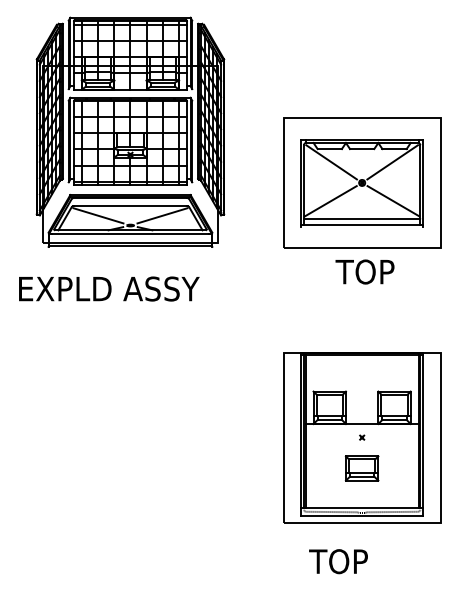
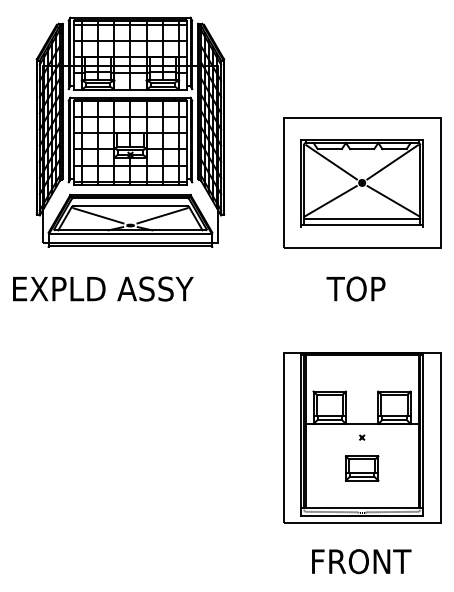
text position: (364, 271) -> (355, 288) (355, 288)
text position: (109, 288) -> (103, 288) (103, 288)
text: TOP -> FRONT (360, 561)
